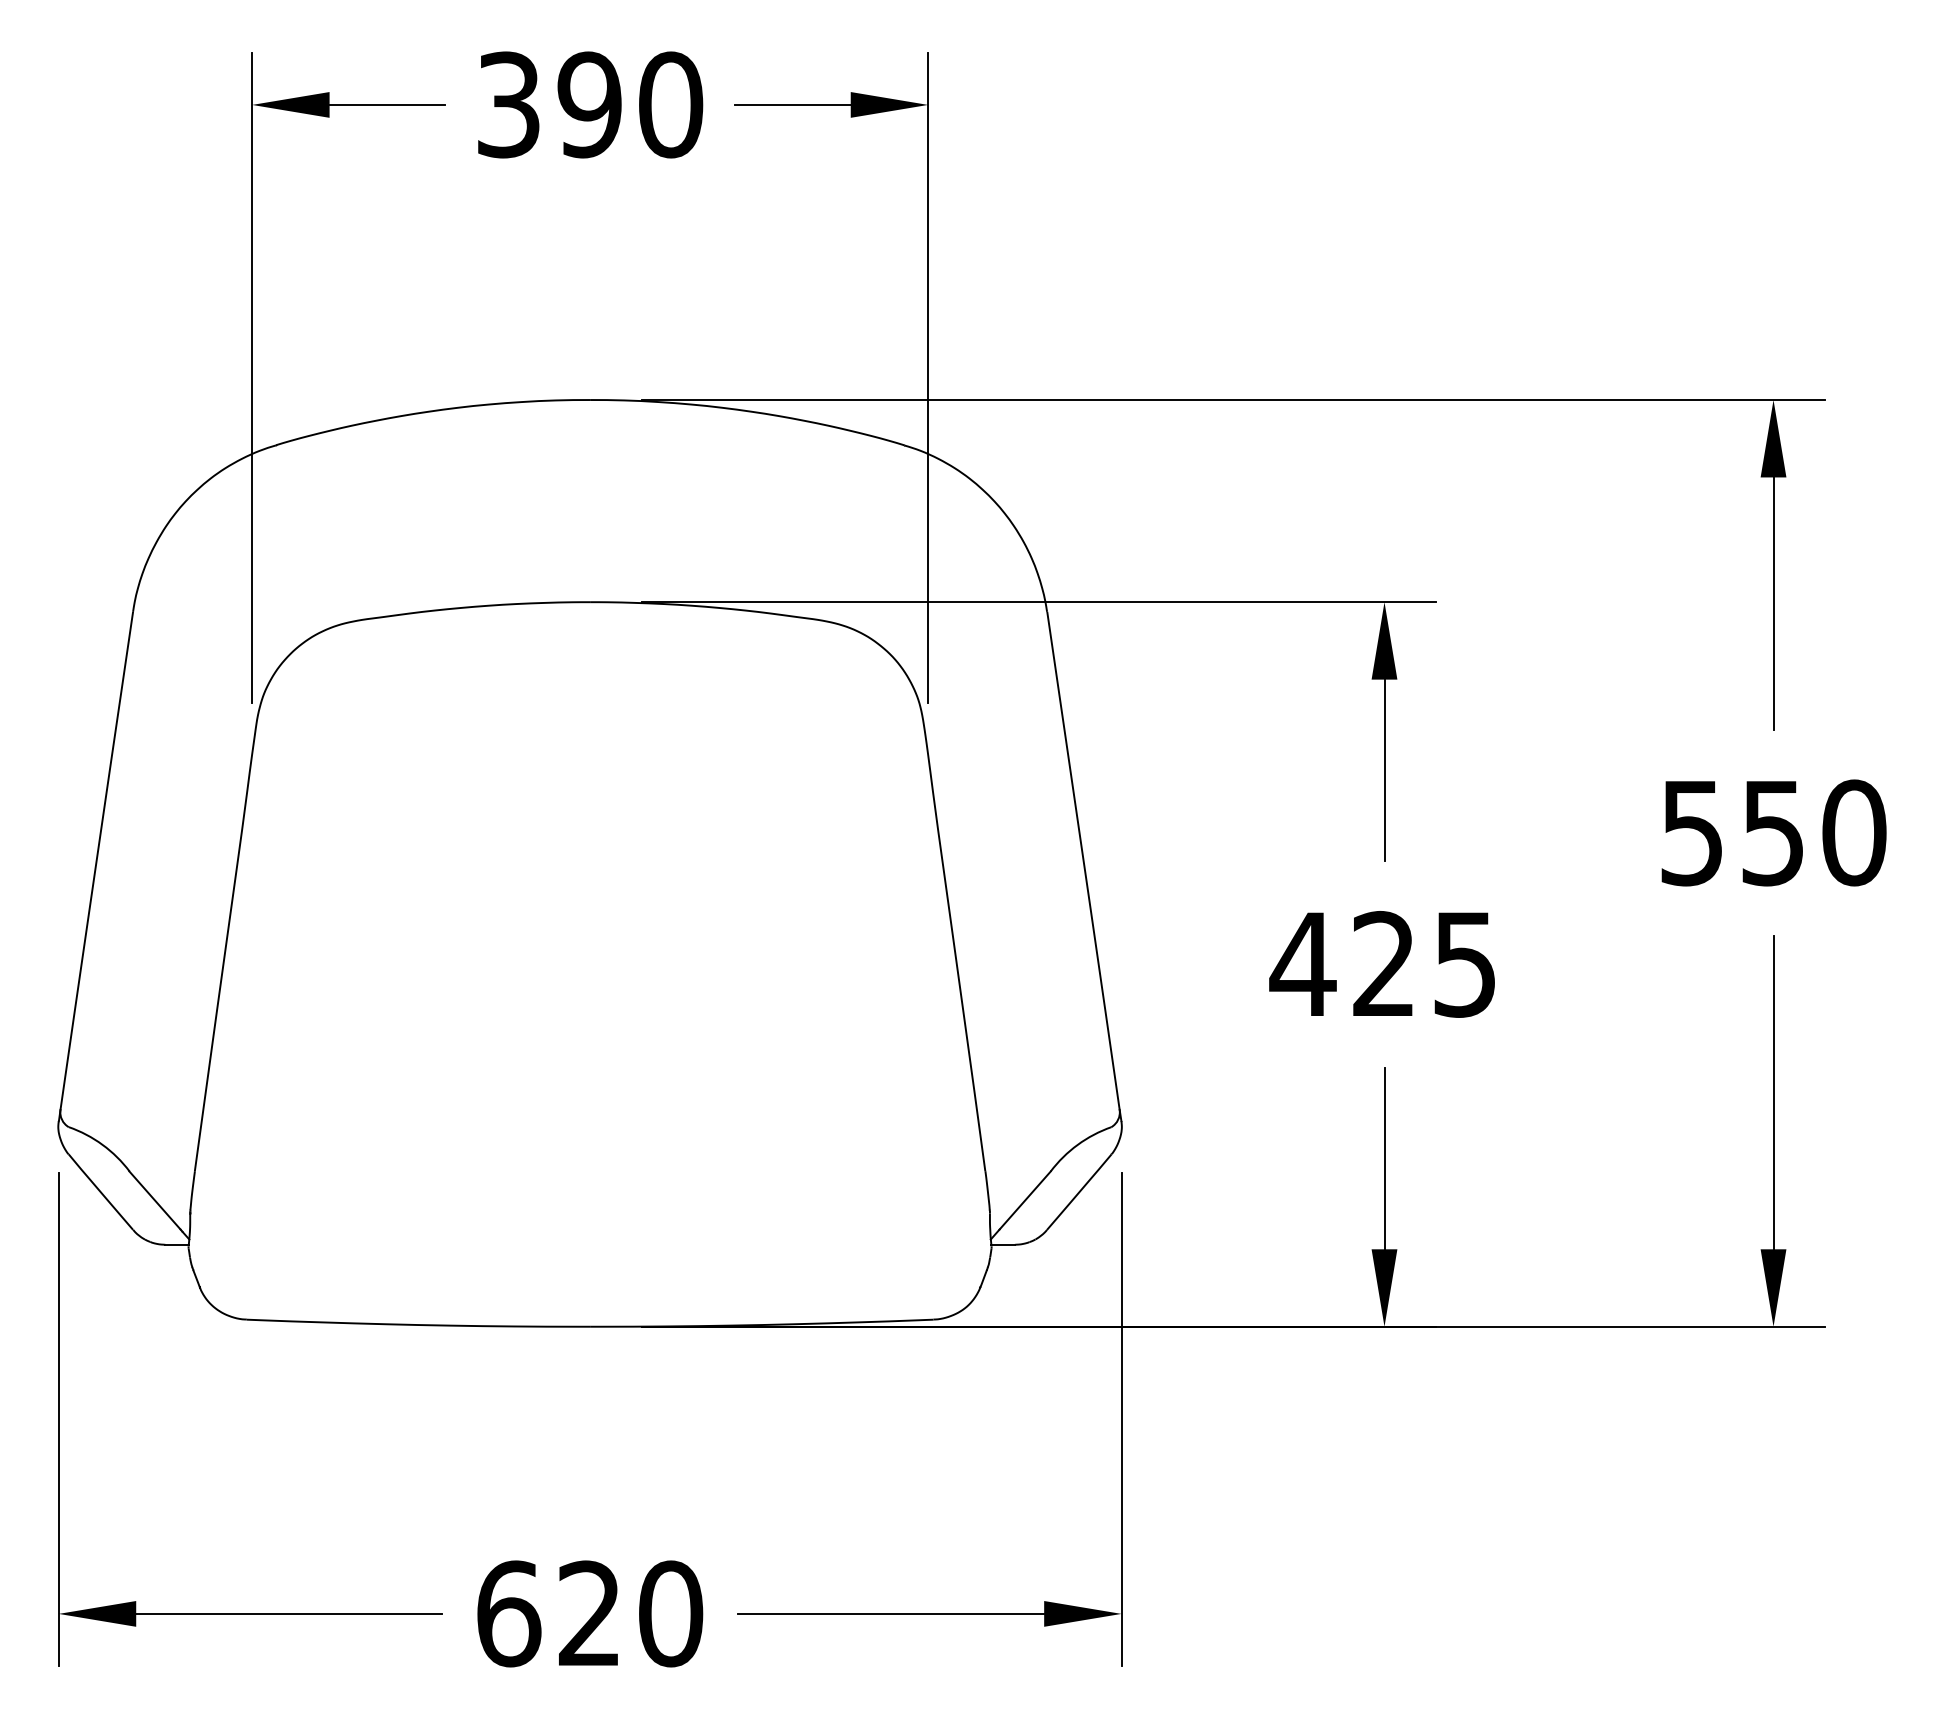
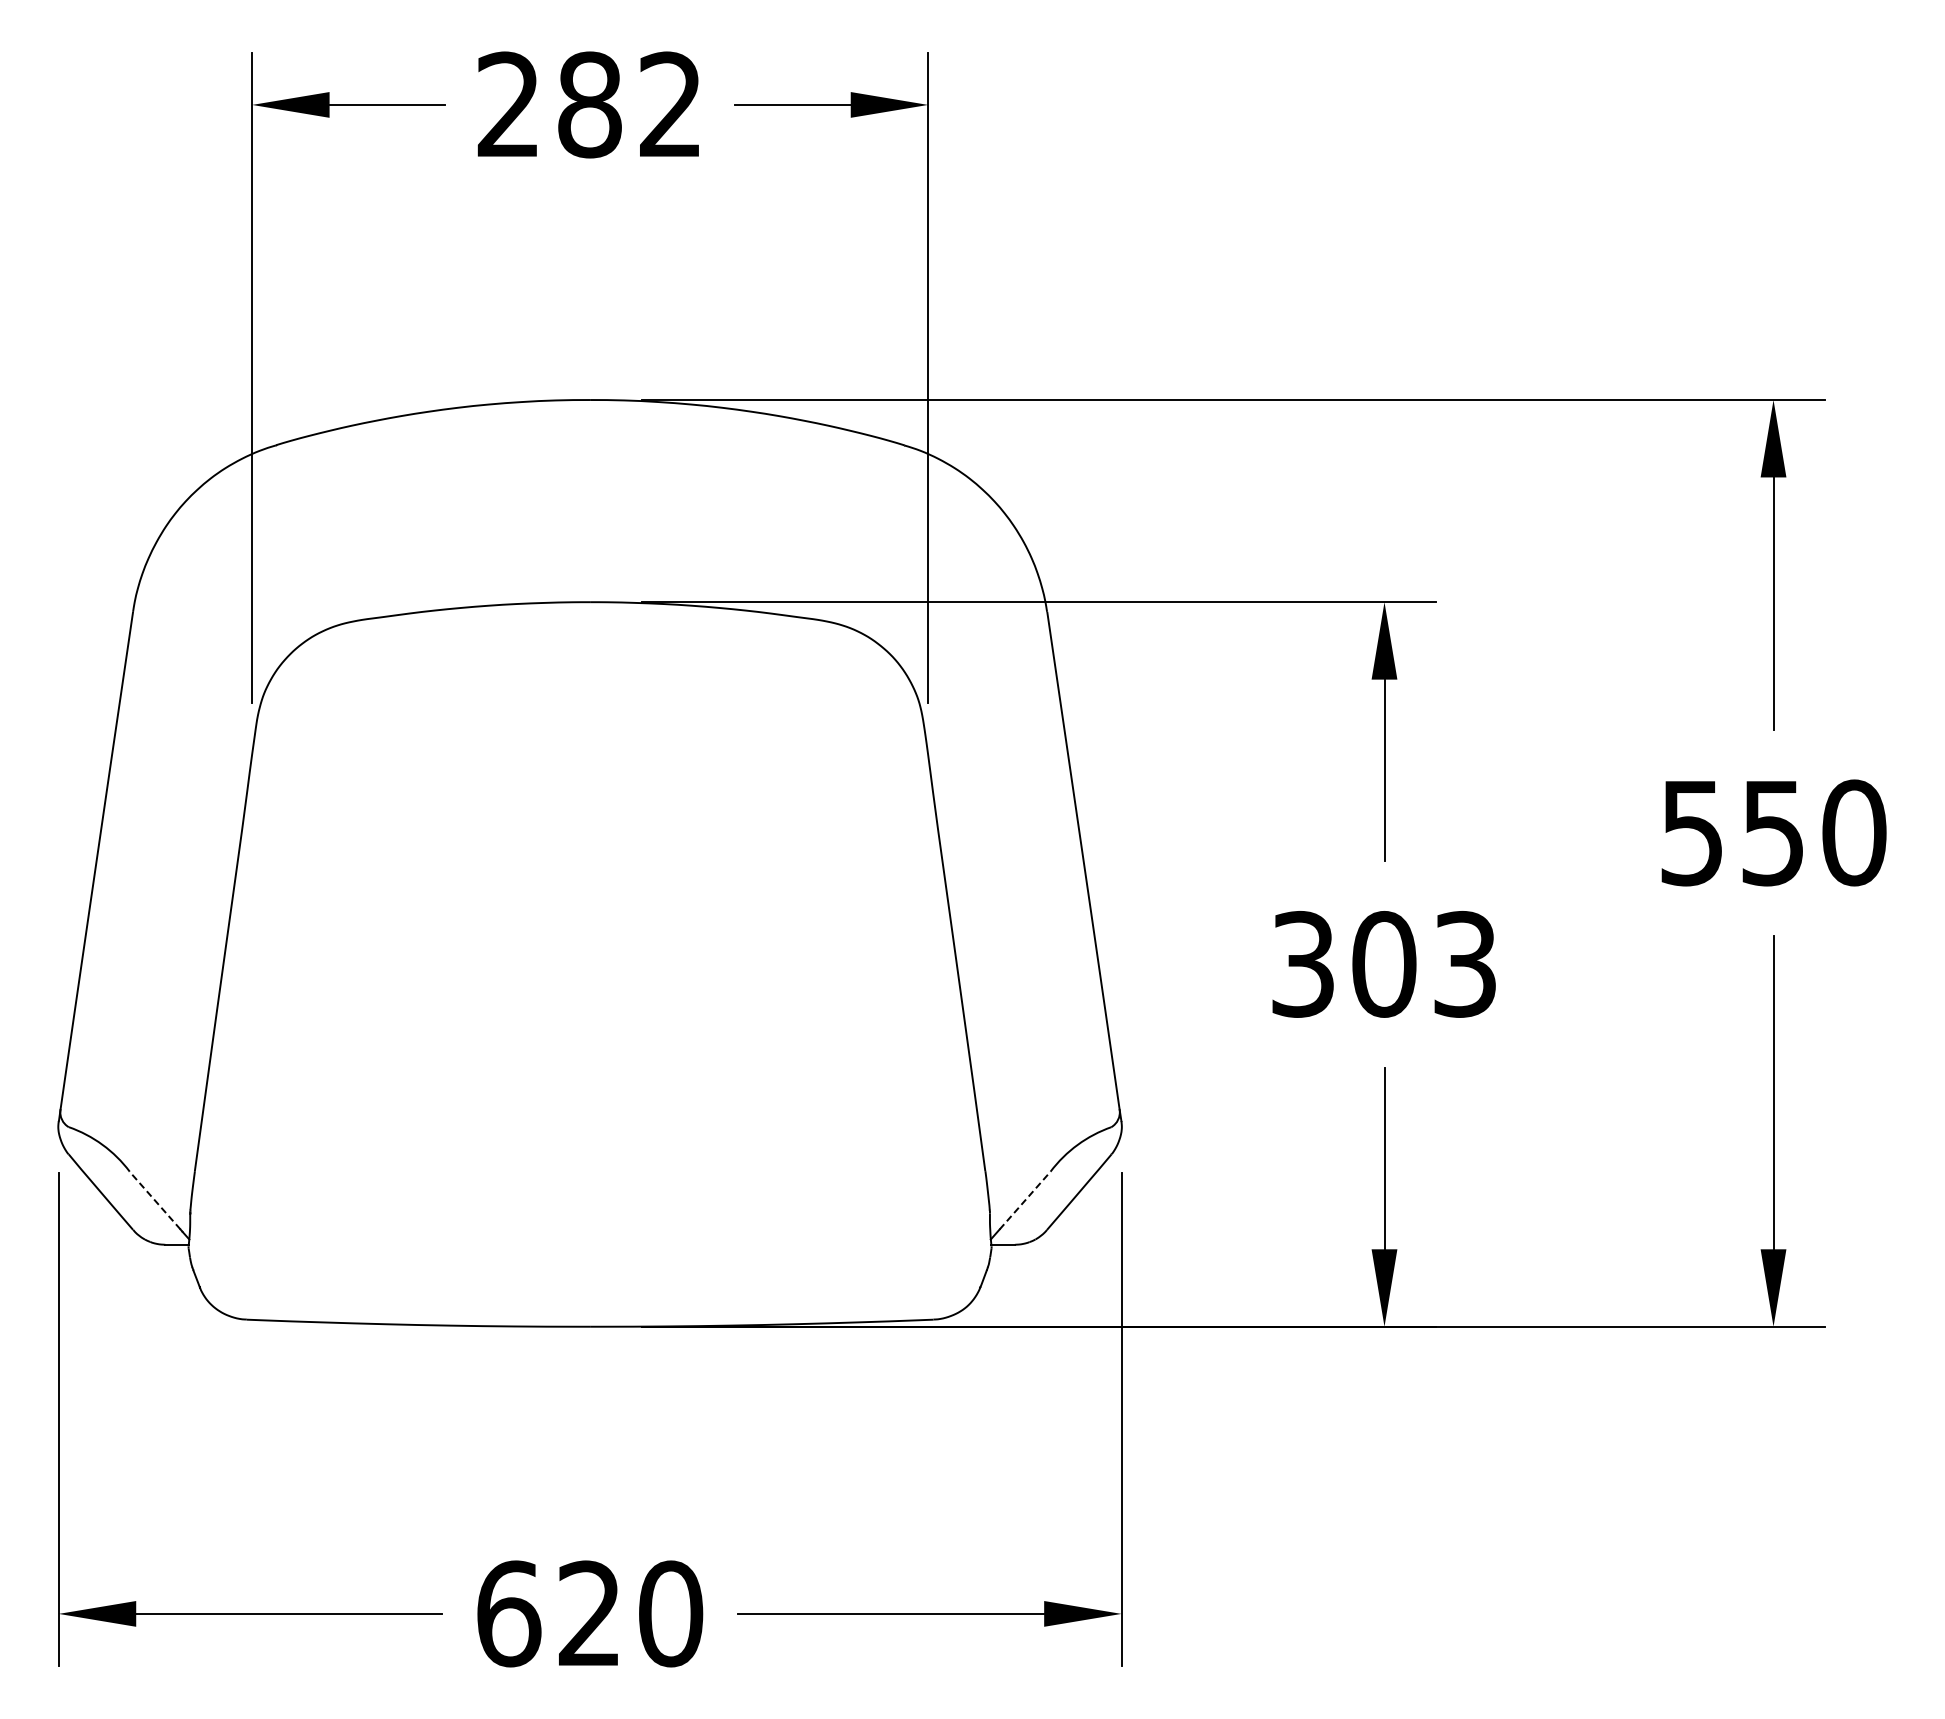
text: 390 -> 282 (590, 104)
text: 425 -> 303 (1382, 964)
line: solid -> dashed (155, 1200)
line: solid -> dashed (1025, 1200)
